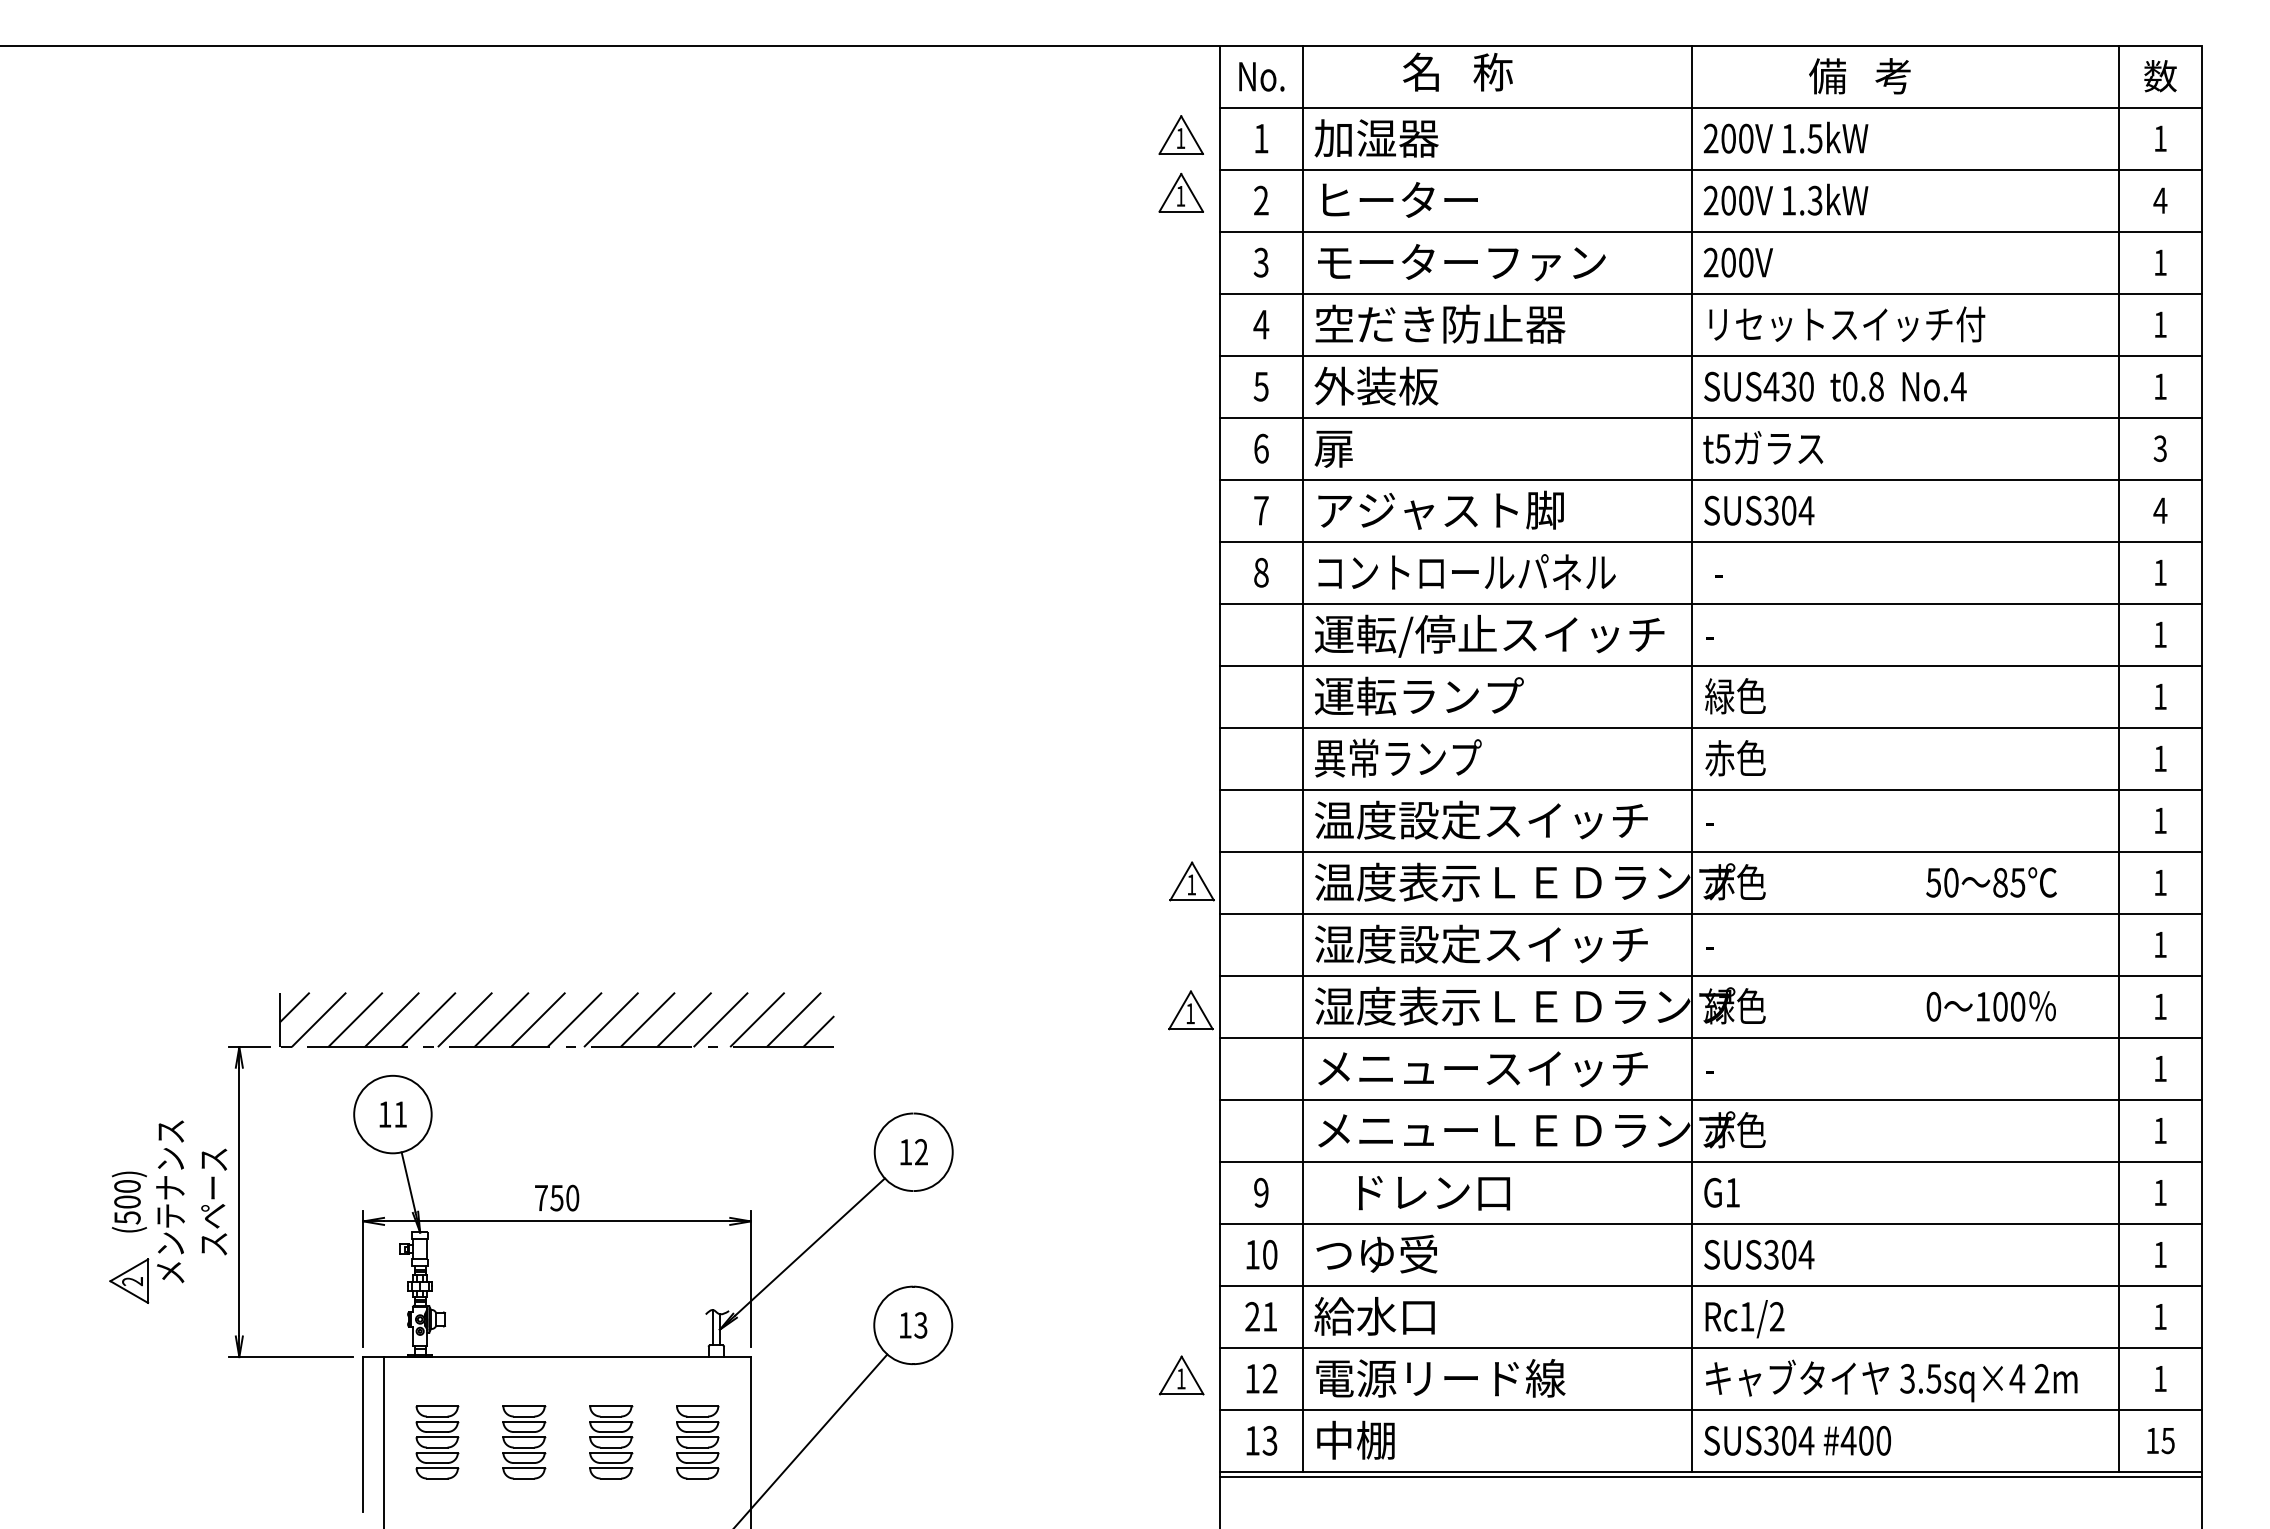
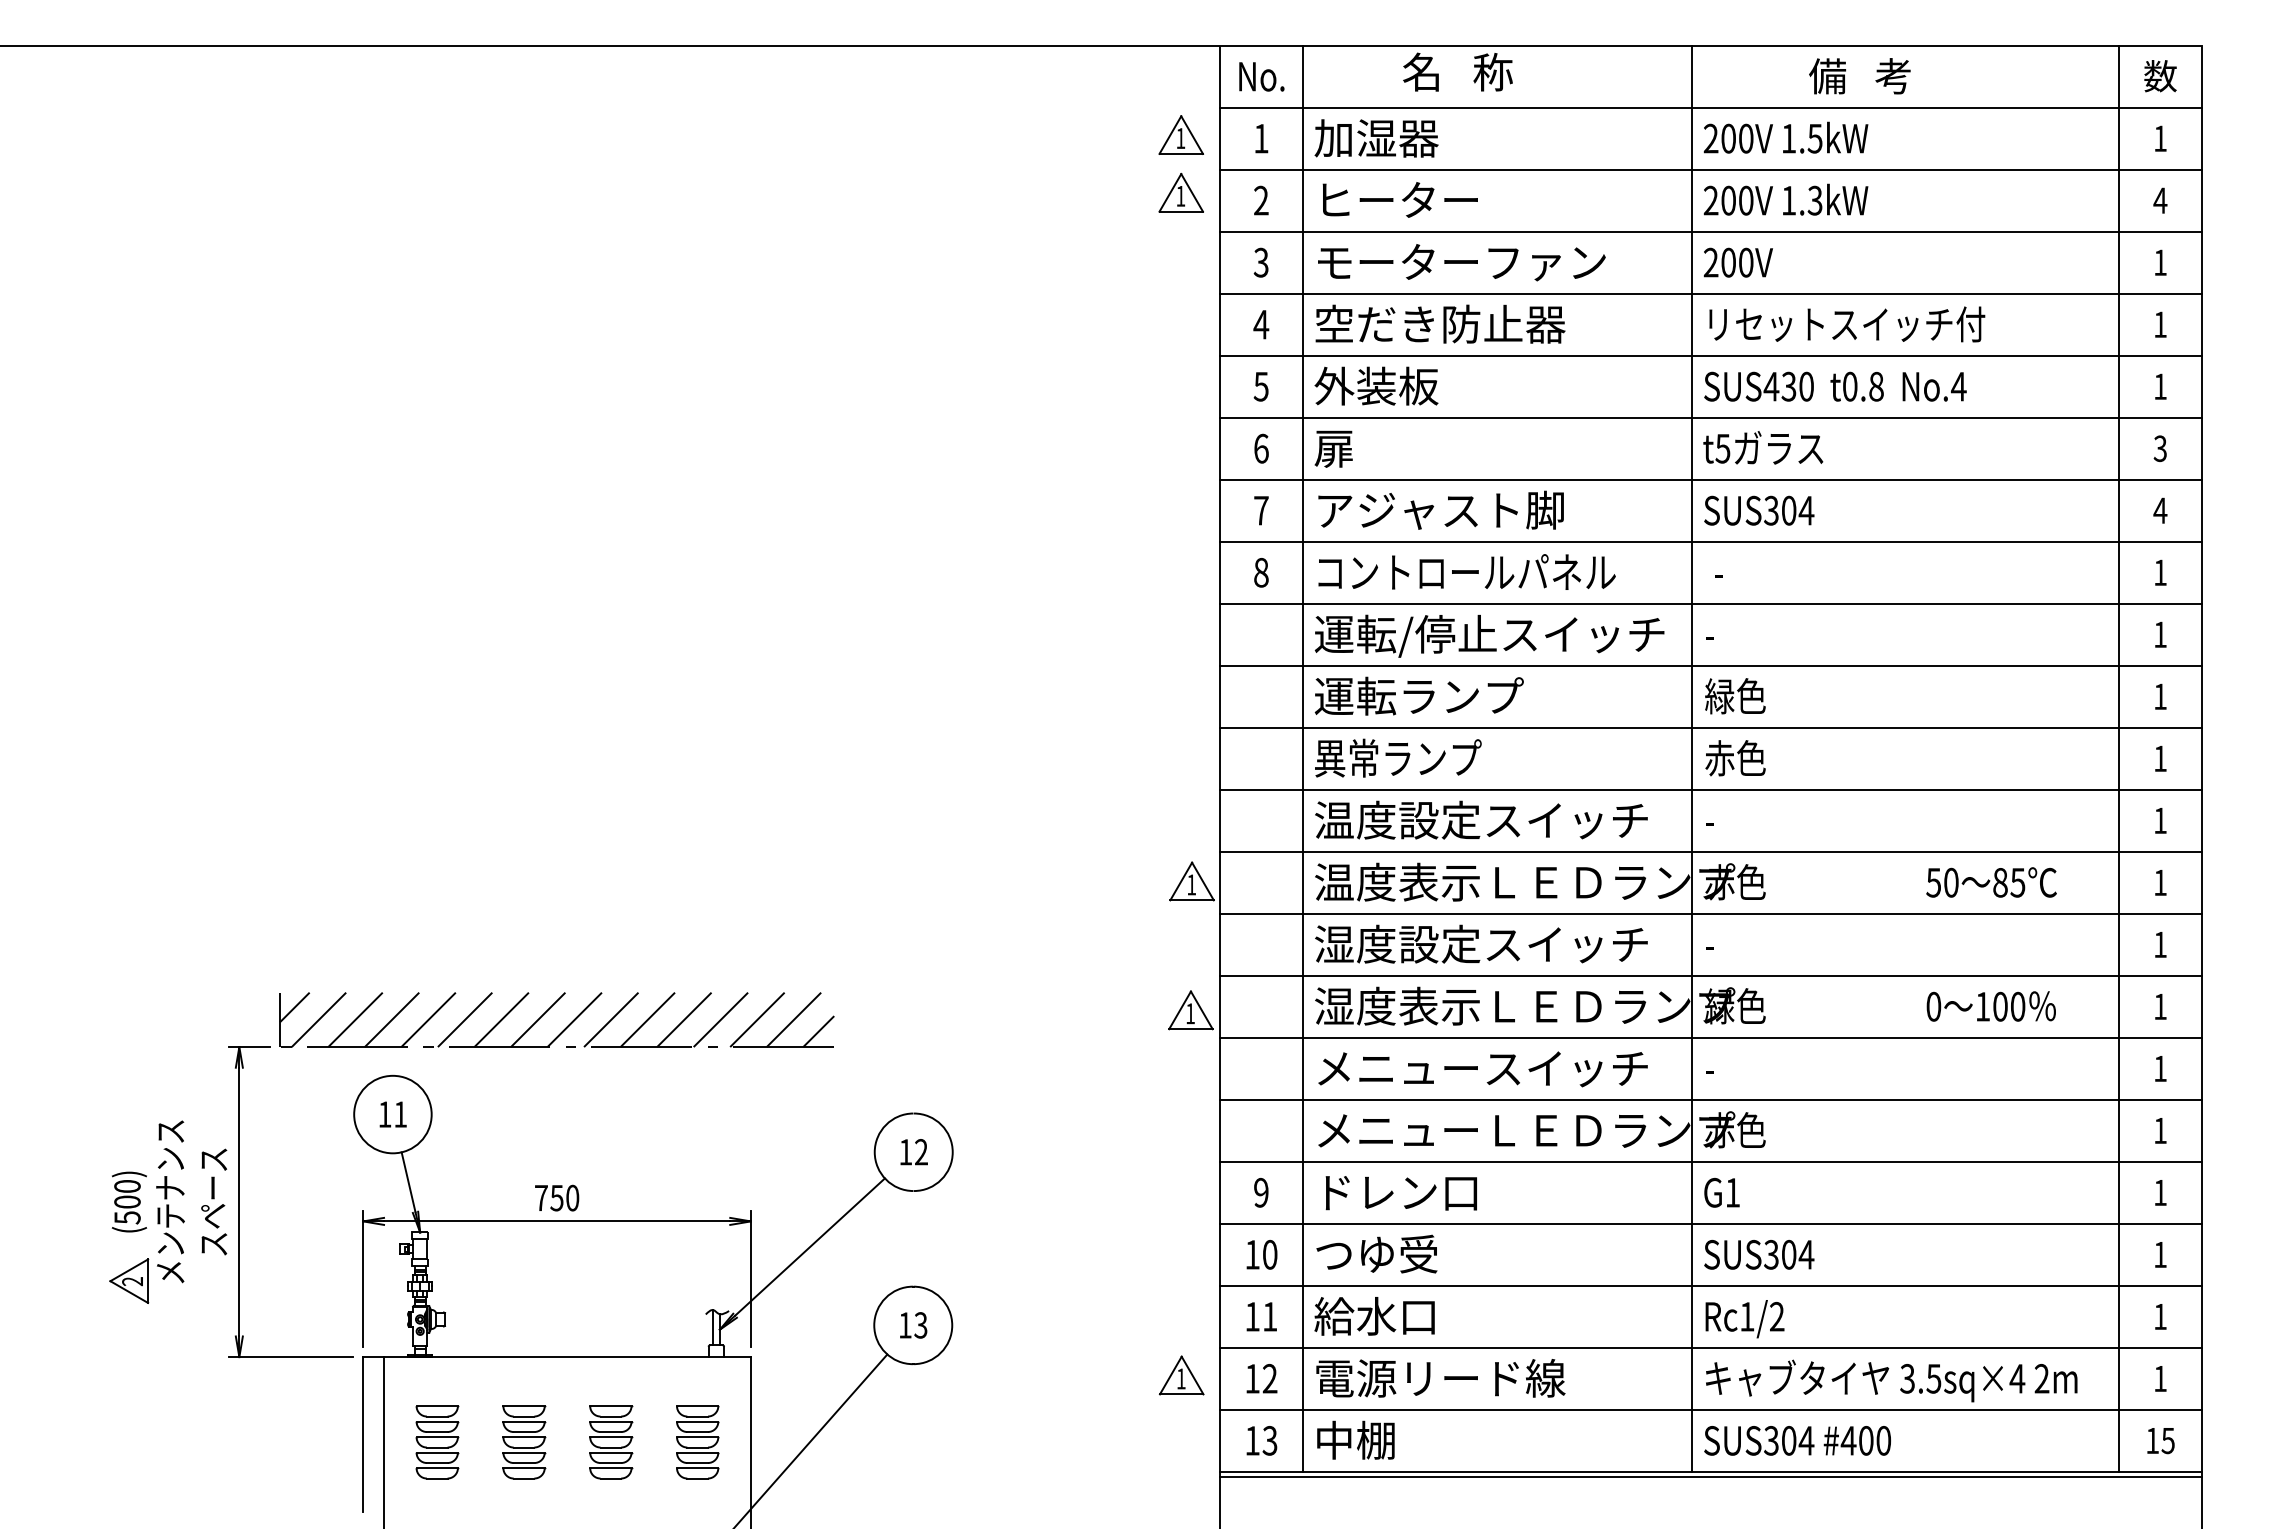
text position: (1433, 1193) -> (1400, 1193) (1400, 1193)
text: 21 -> 11 (1252, 1316)
